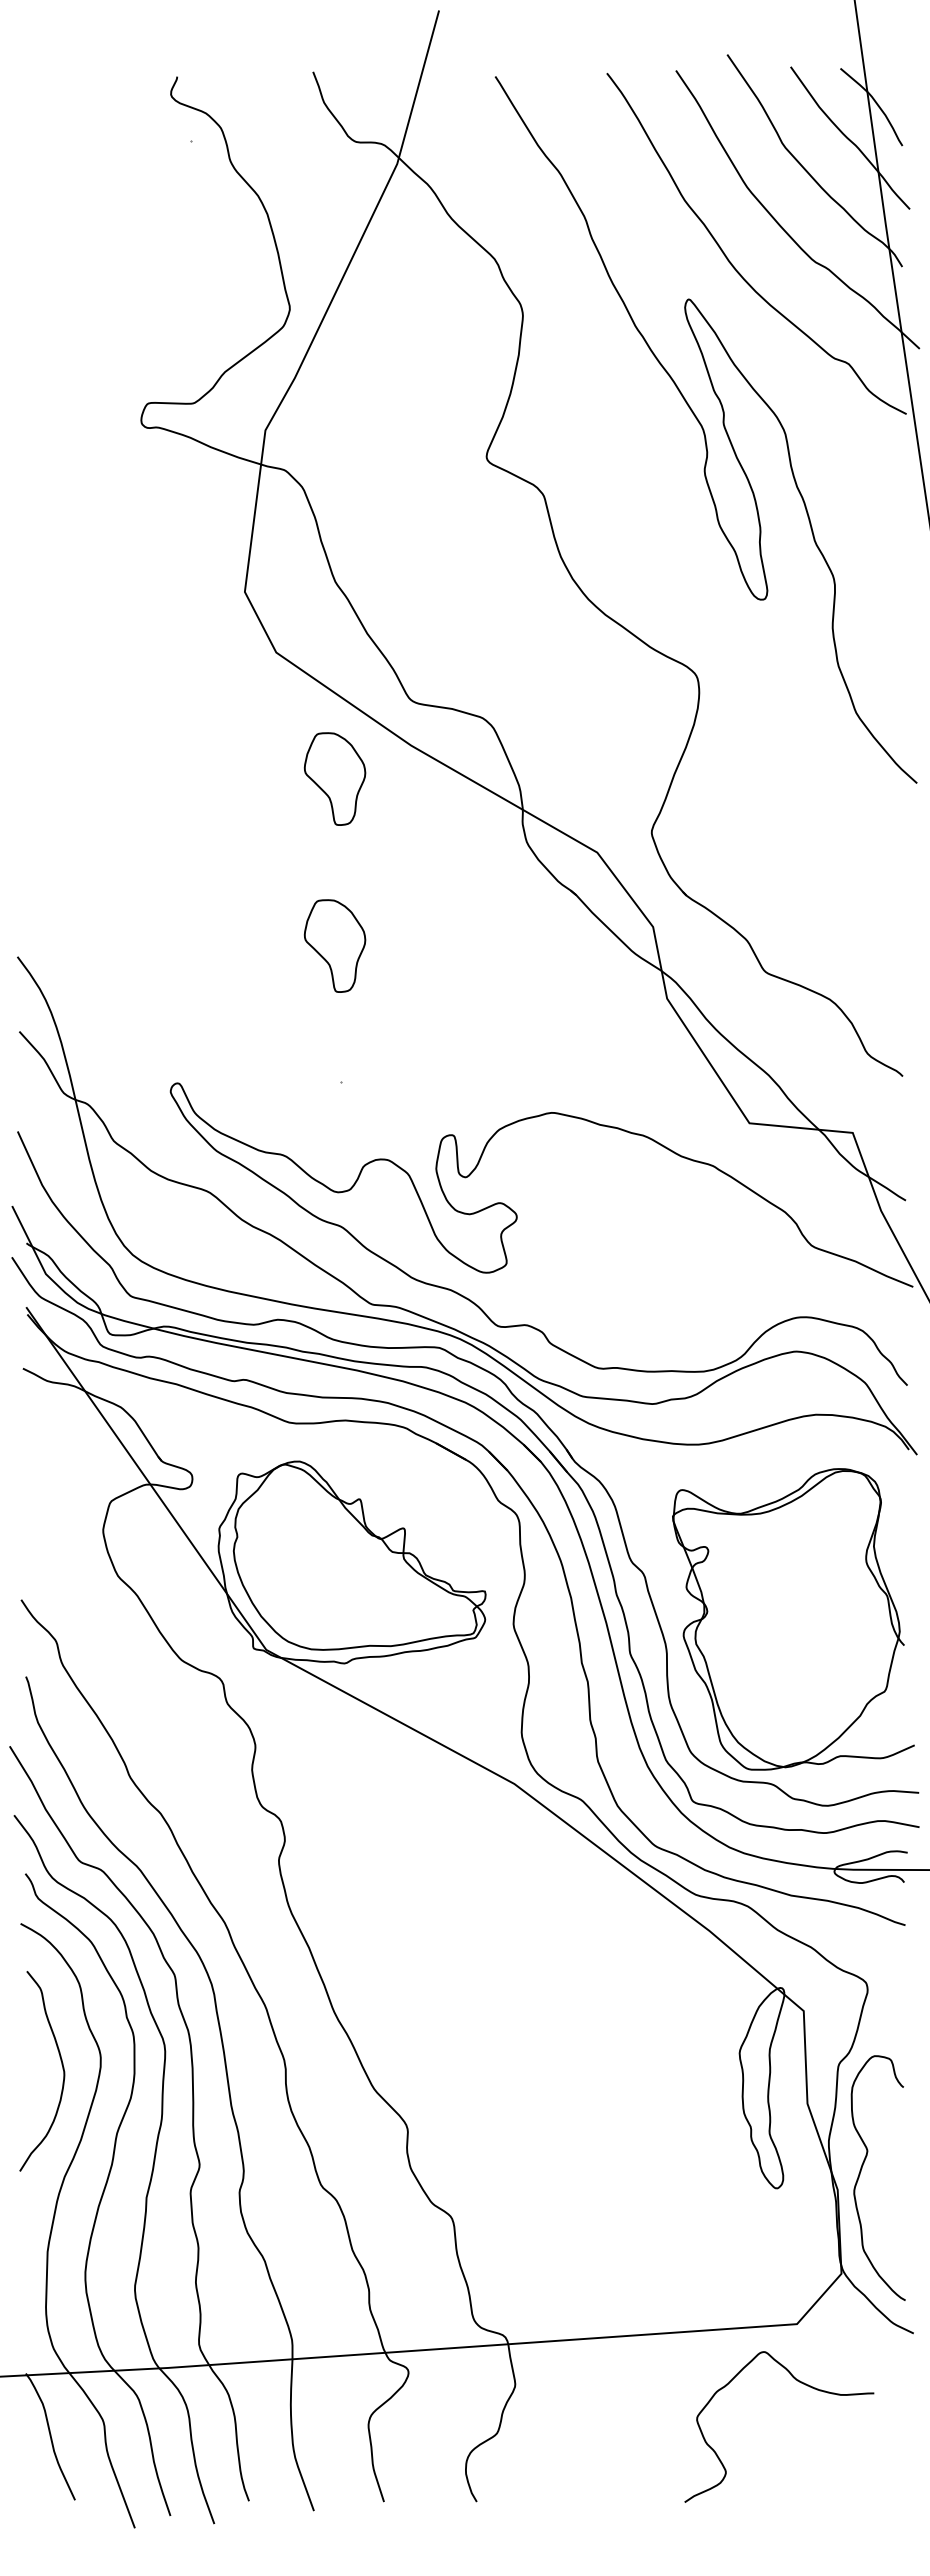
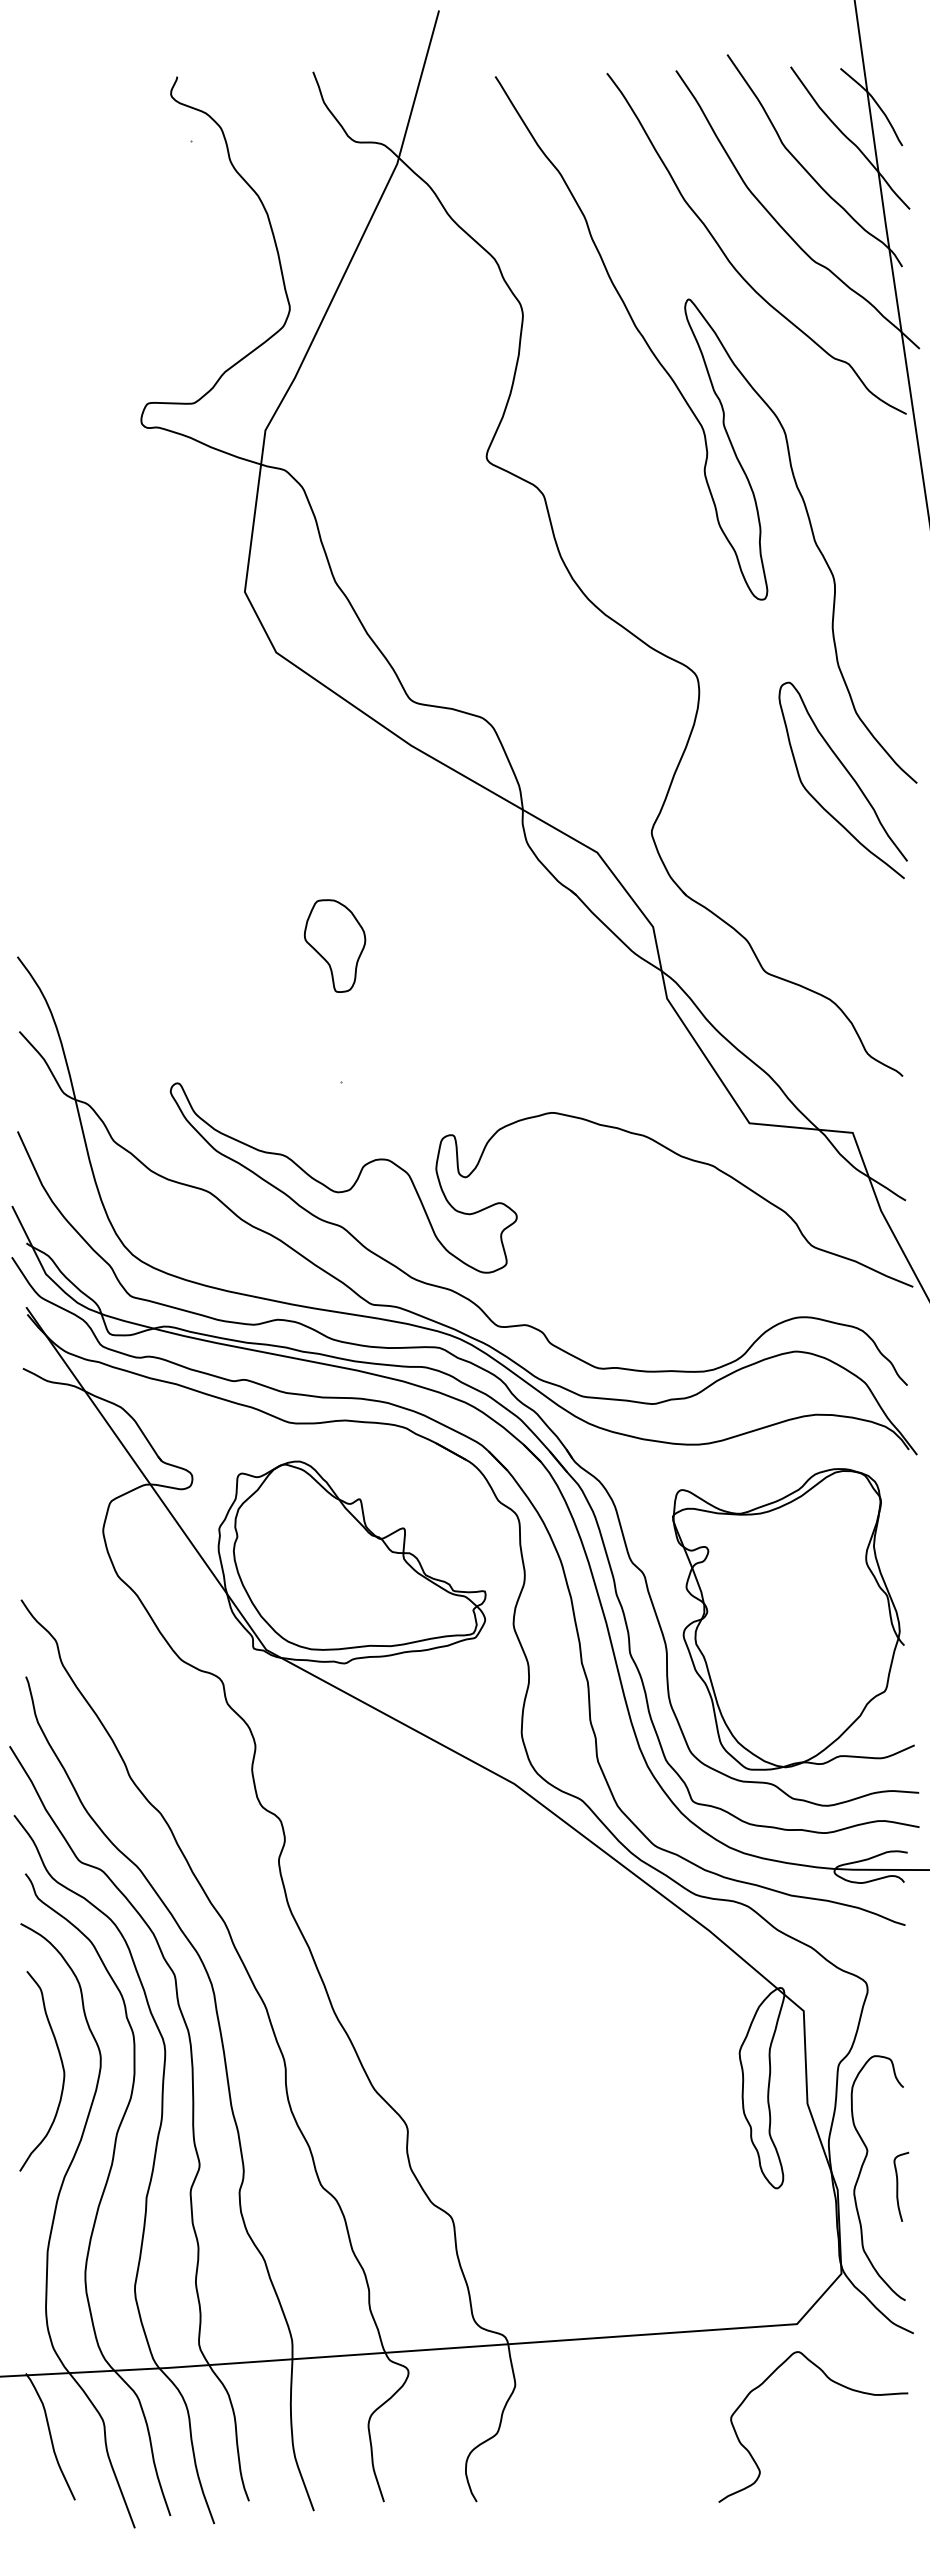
curve: none -> present (848, 774)
part: present -> none (334, 778)
curve: none -> present (898, 2186)
curve position: (801, 2383) -> (835, 2383) (835, 2383)
